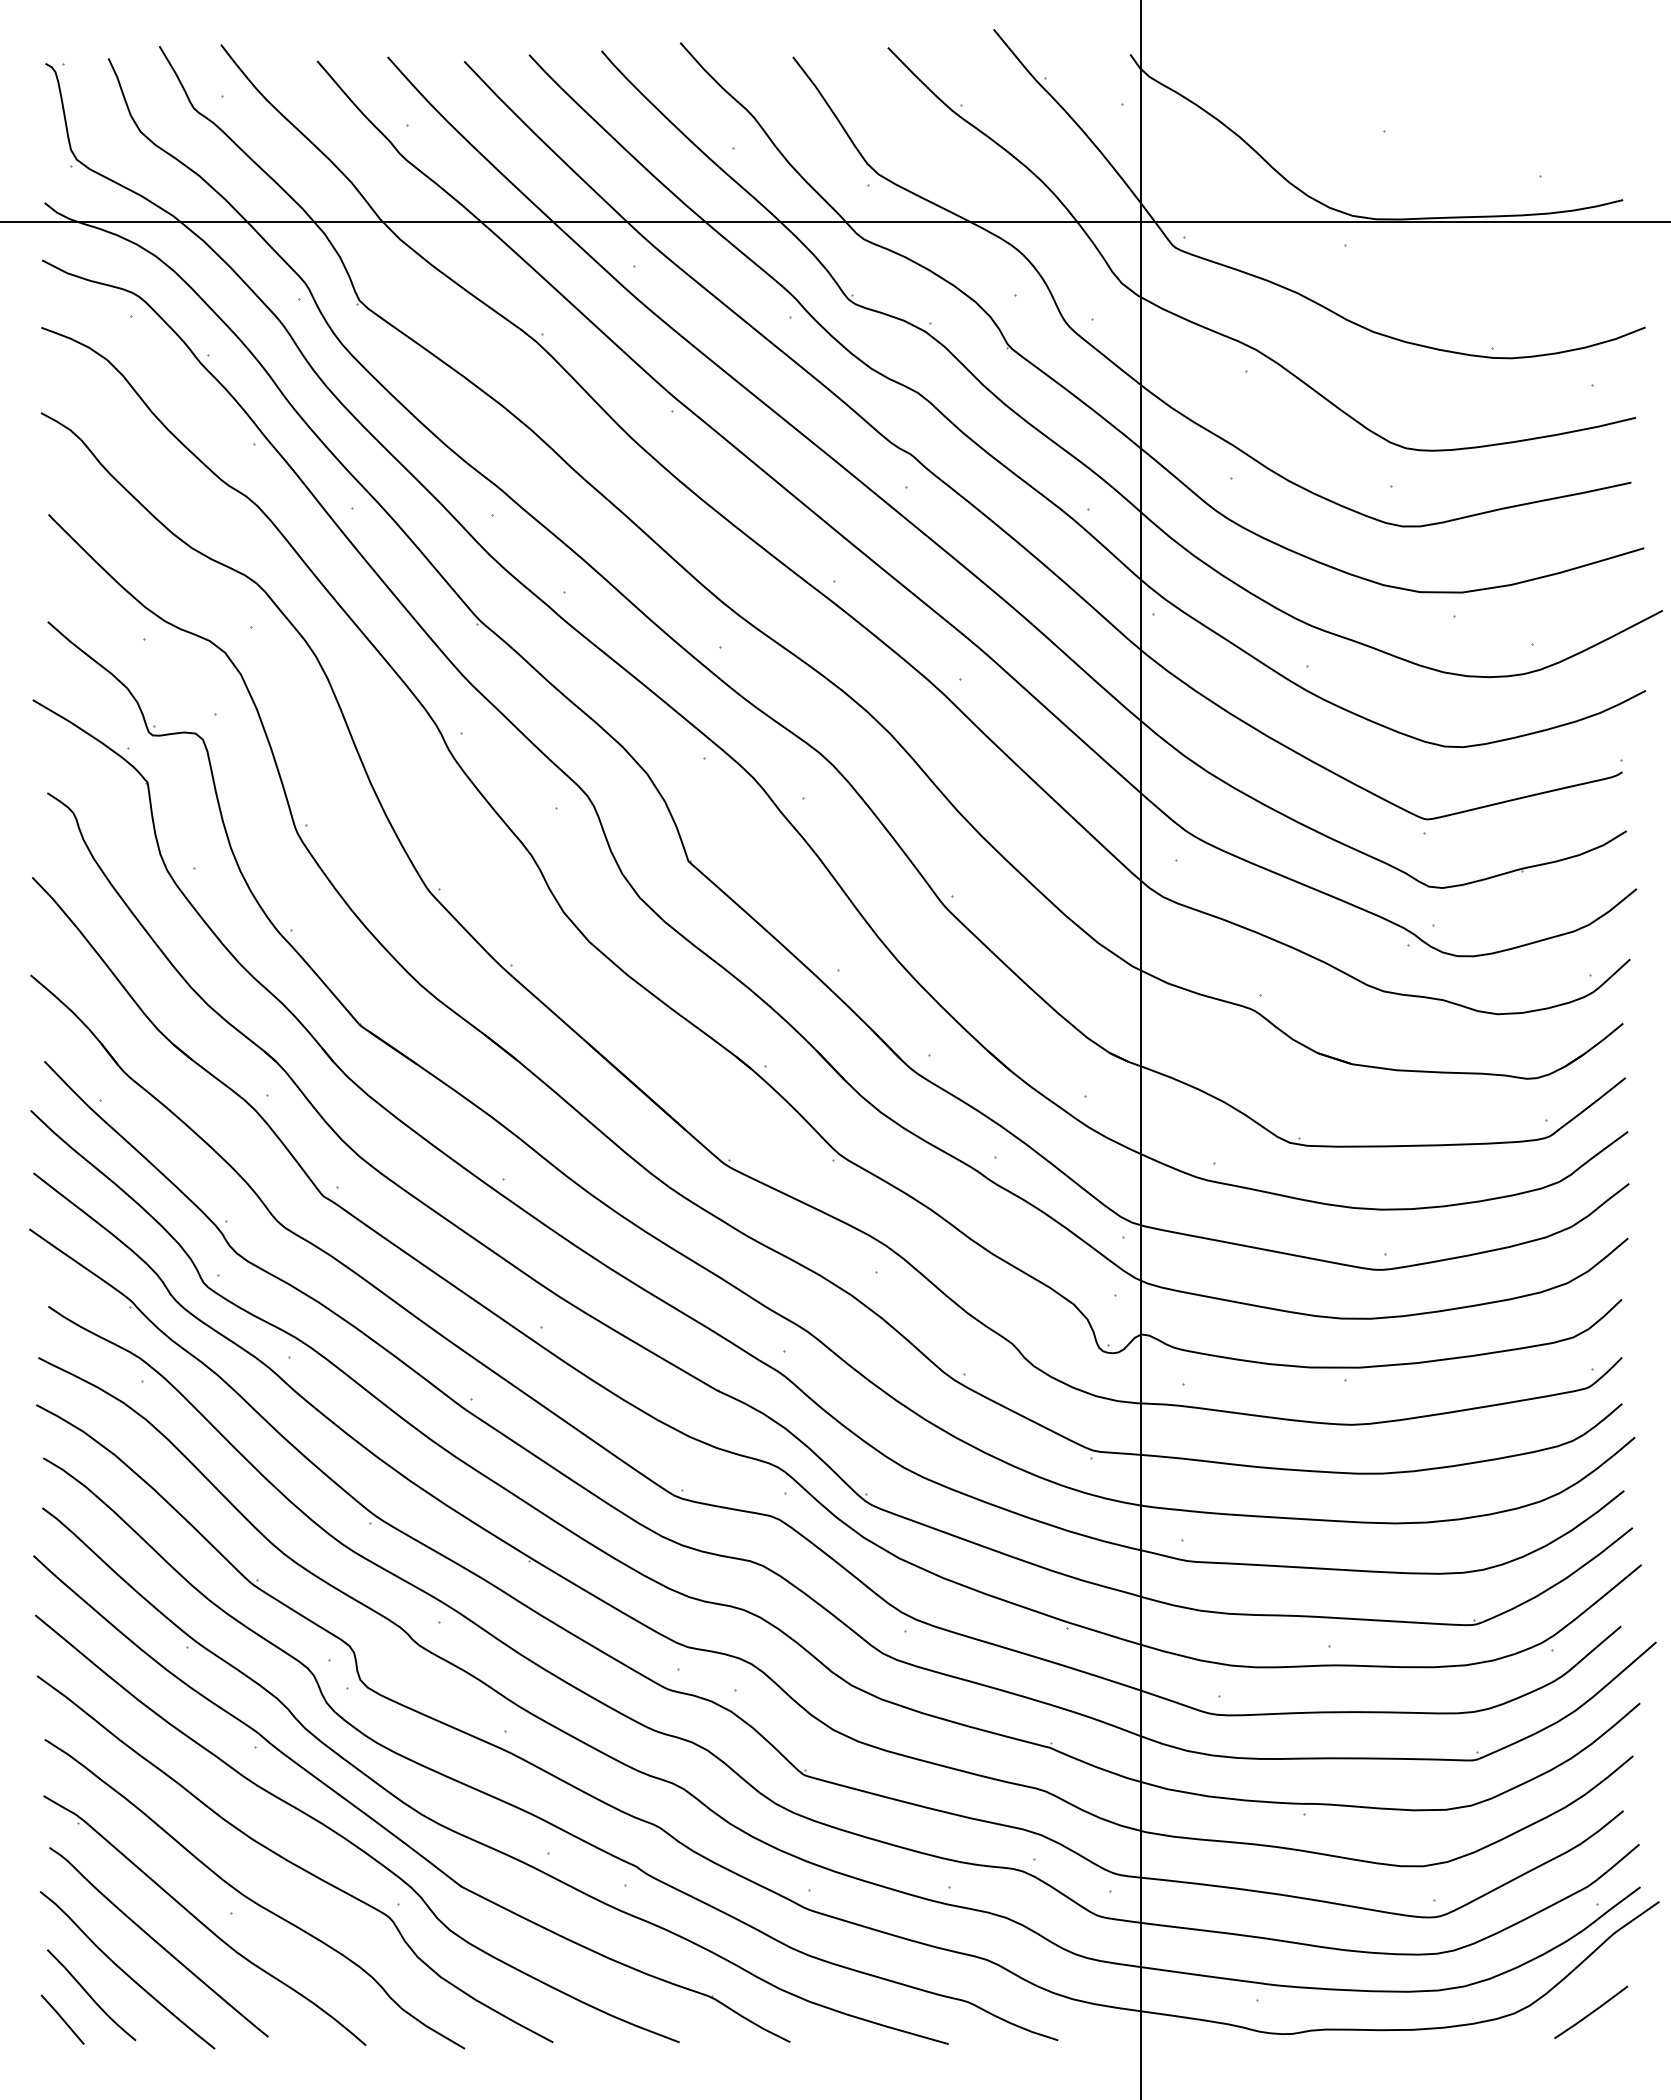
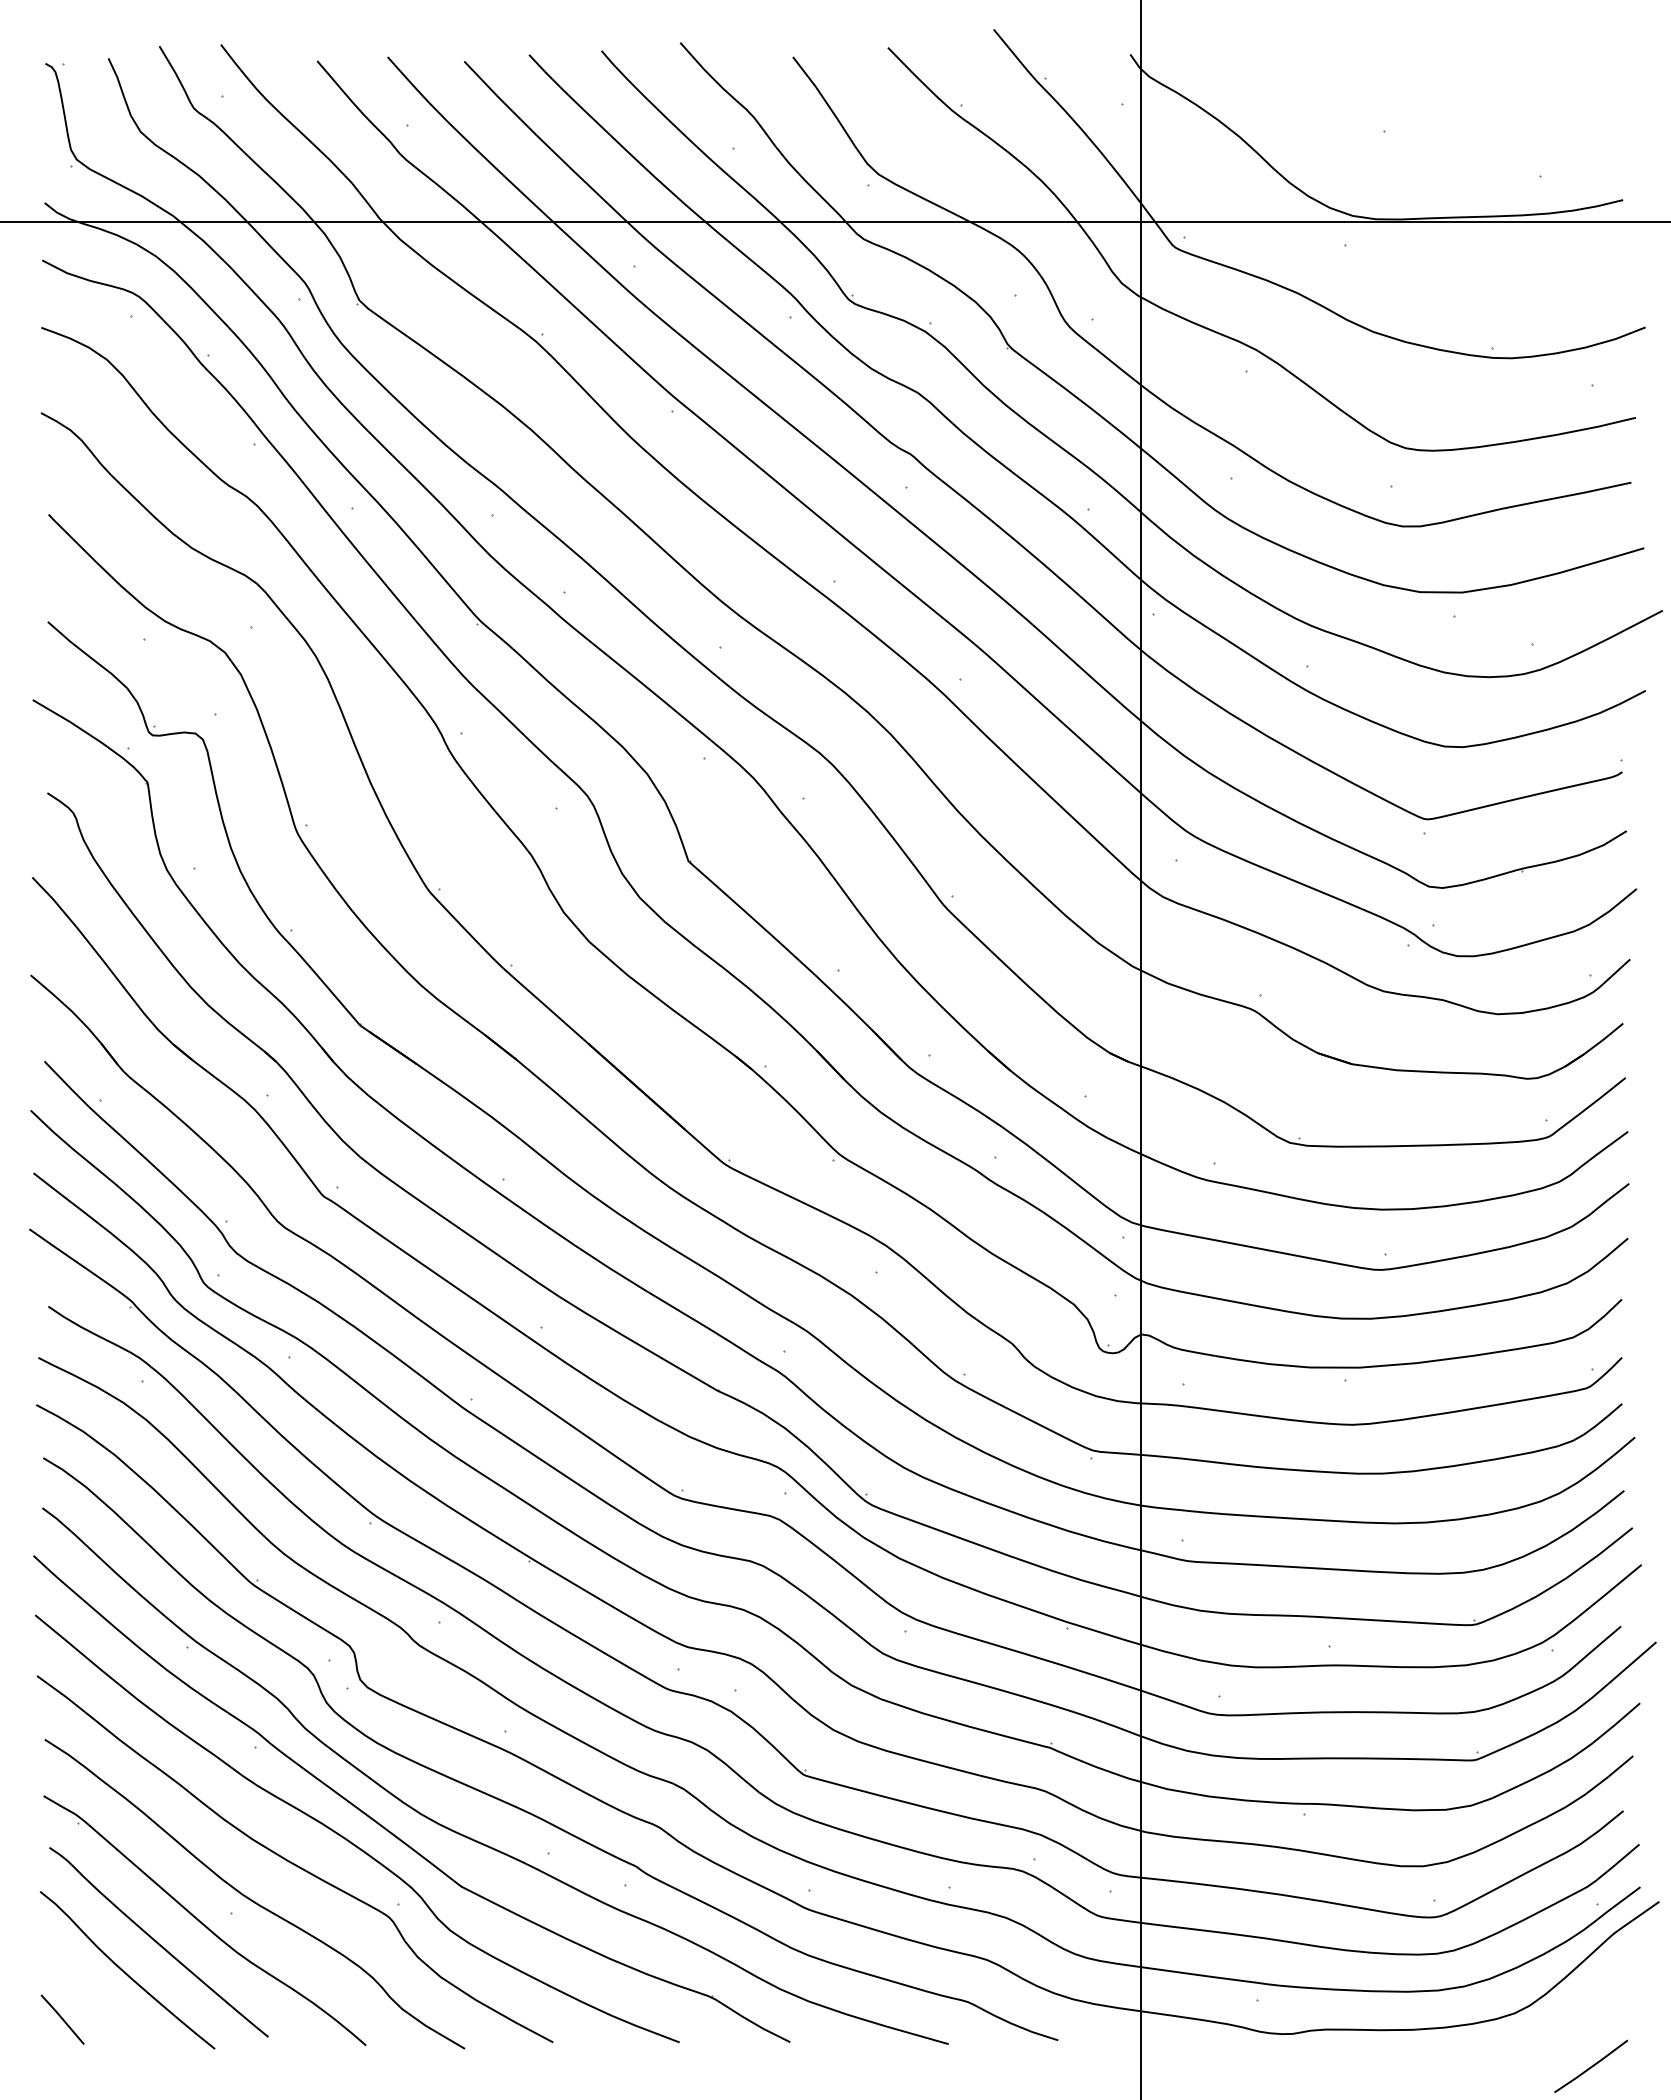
curve: present -> none (90, 1995)
line position: (1591, 2011) -> (1591, 2065) (1591, 2065)
